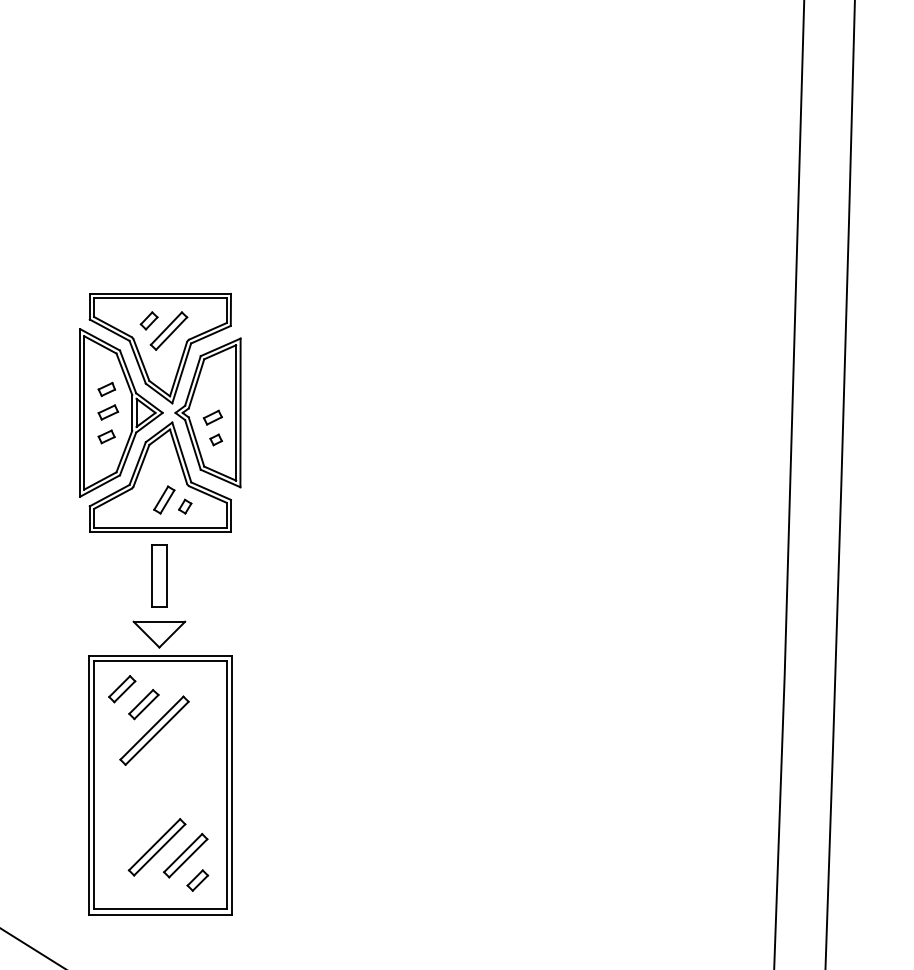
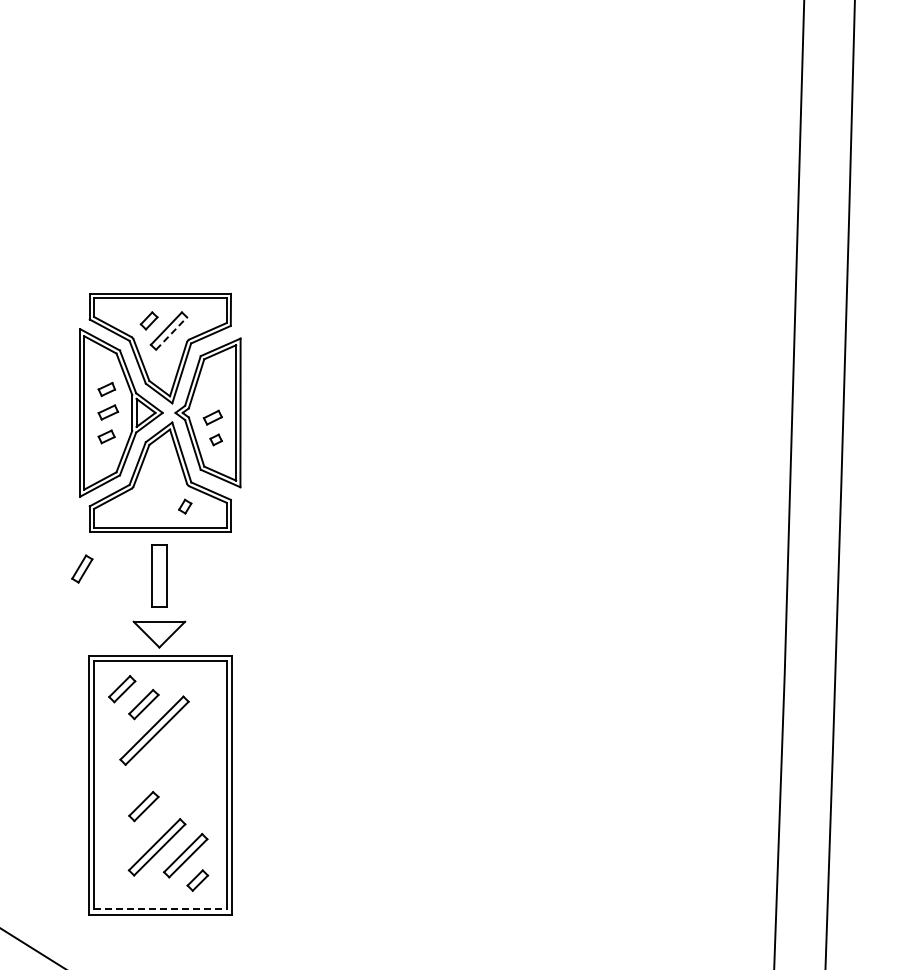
line: solid -> dashed (171, 333)
part position: (164, 499) -> (82, 568) (82, 568)
part: none -> present (143, 806)
line: solid -> dashed (160, 909)
